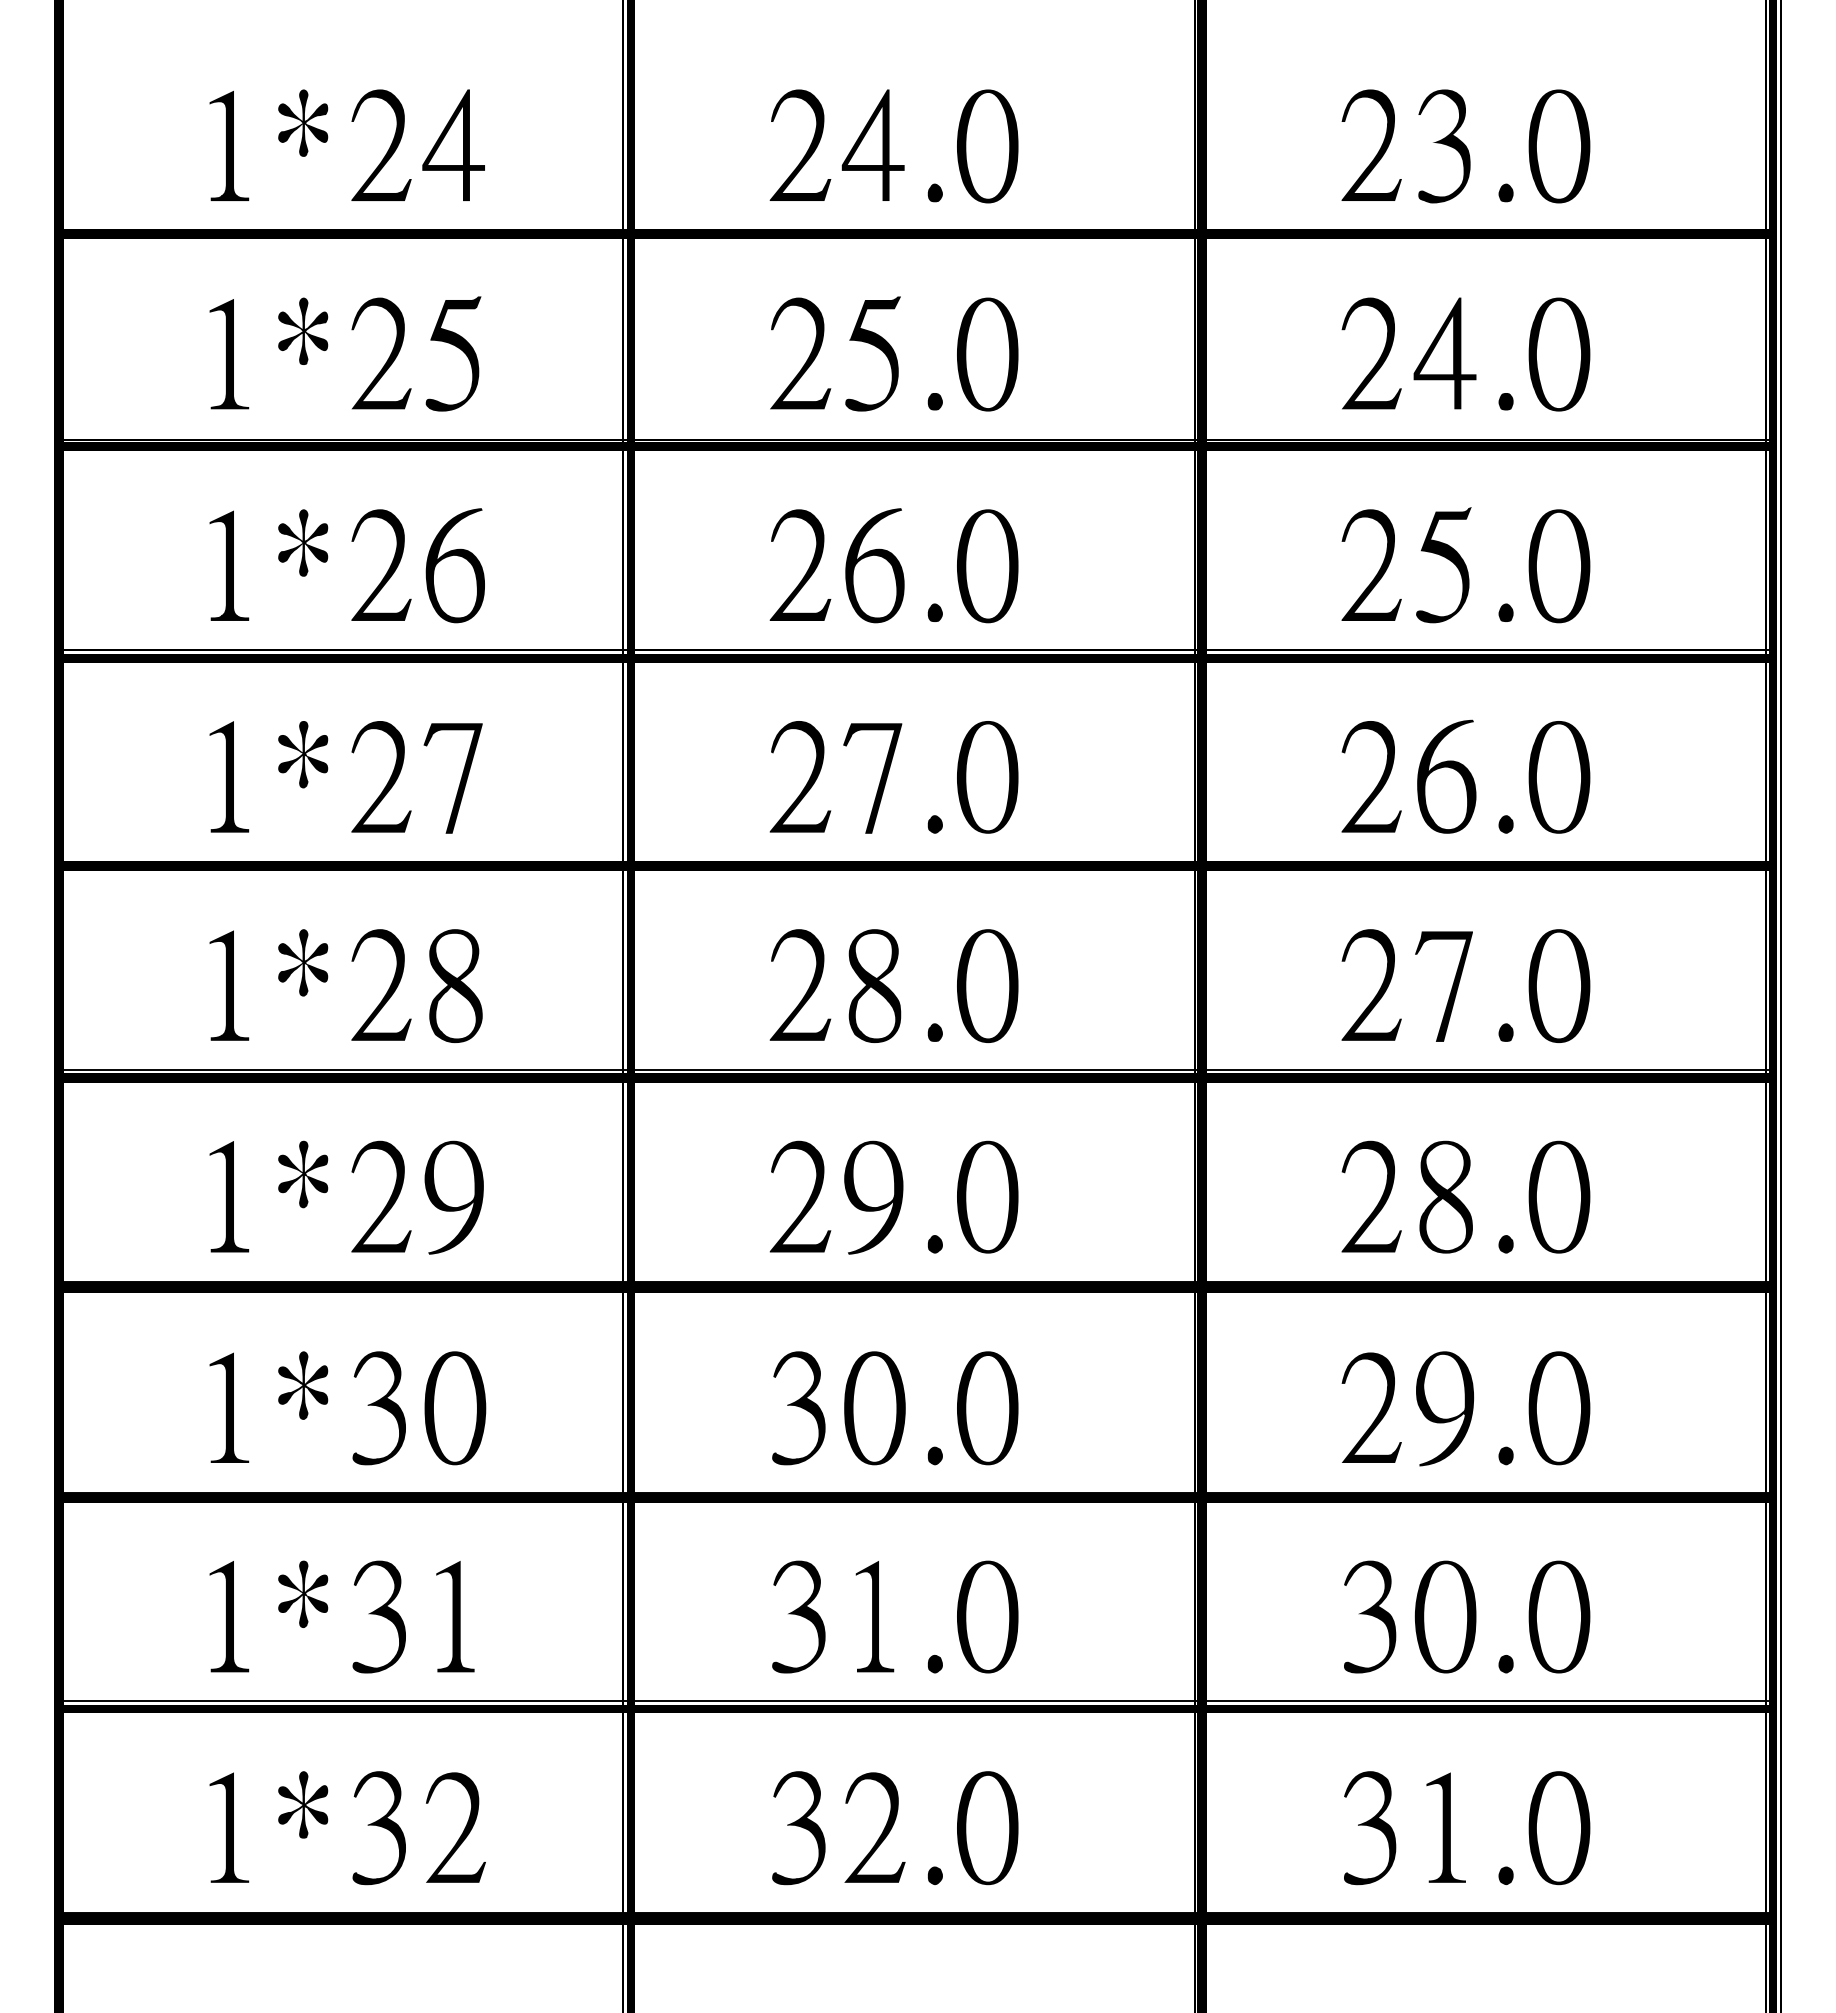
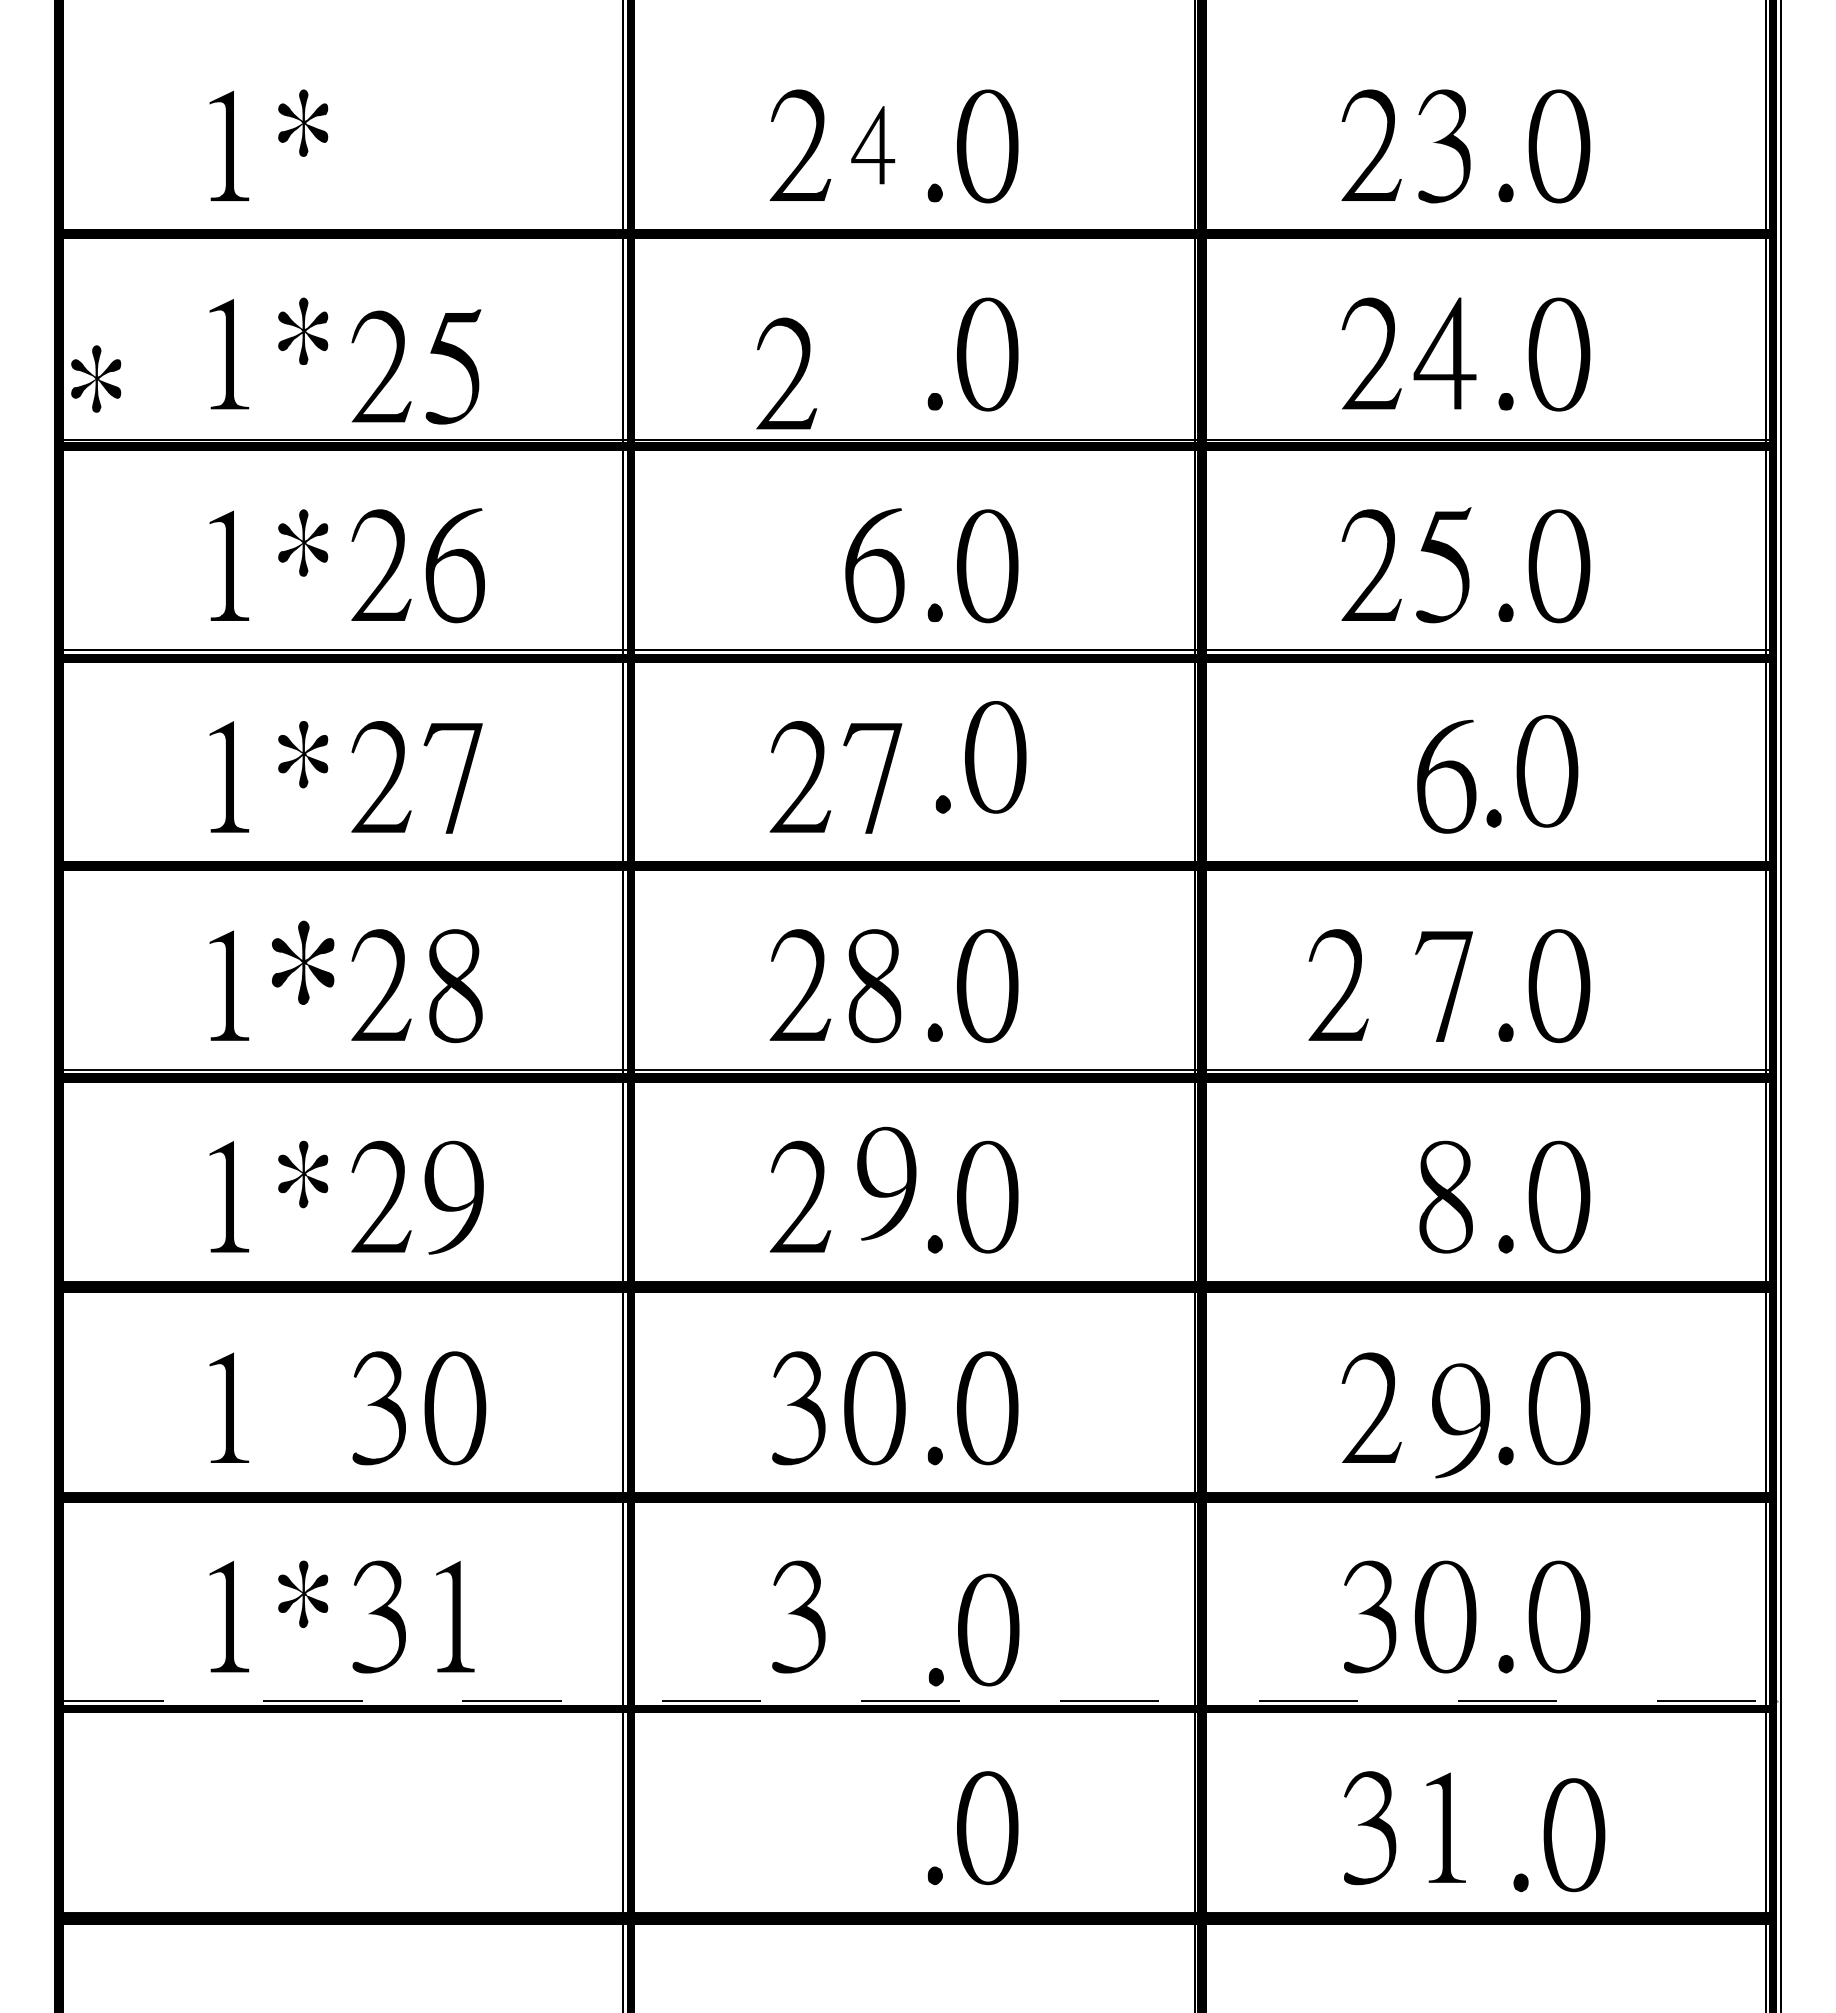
part size: 64x112 px -> 45x79 px (873, 145)
part: present -> none (429, 152)
part position: (402, 345) -> (402, 358) (402, 358)
part: present -> none (877, 348)
part position: (808, 356) -> (794, 376) (794, 376)
part: none -> present (96, 378)
fill: present -> none (800, 565)
fill: present -> none (1371, 776)
part position: (972, 777) -> (980, 757) (980, 757)
part position: (1544, 777) -> (1532, 771) (1532, 771)
part size: 51x68 px -> 63x85 px (303, 962)
part position: (1379, 988) -> (1346, 988) (1346, 988)
fill: present -> none (1371, 1196)
part position: (873, 1197) -> (886, 1183) (886, 1183)
fill: present -> none (303, 1385)
part position: (1445, 1408) -> (1461, 1420) (1461, 1420)
part: present -> none (874, 1616)
part position: (972, 1616) -> (973, 1629) (973, 1629)
line: solid -> dashed (921, 1701)
fill: present -> none (303, 1804)
fill: present -> none (229, 1827)
fill: present -> none (874, 1827)
fill: present -> none (798, 1828)
part position: (1544, 1828) -> (1559, 1835) (1559, 1835)
part: present -> none (403, 1832)
